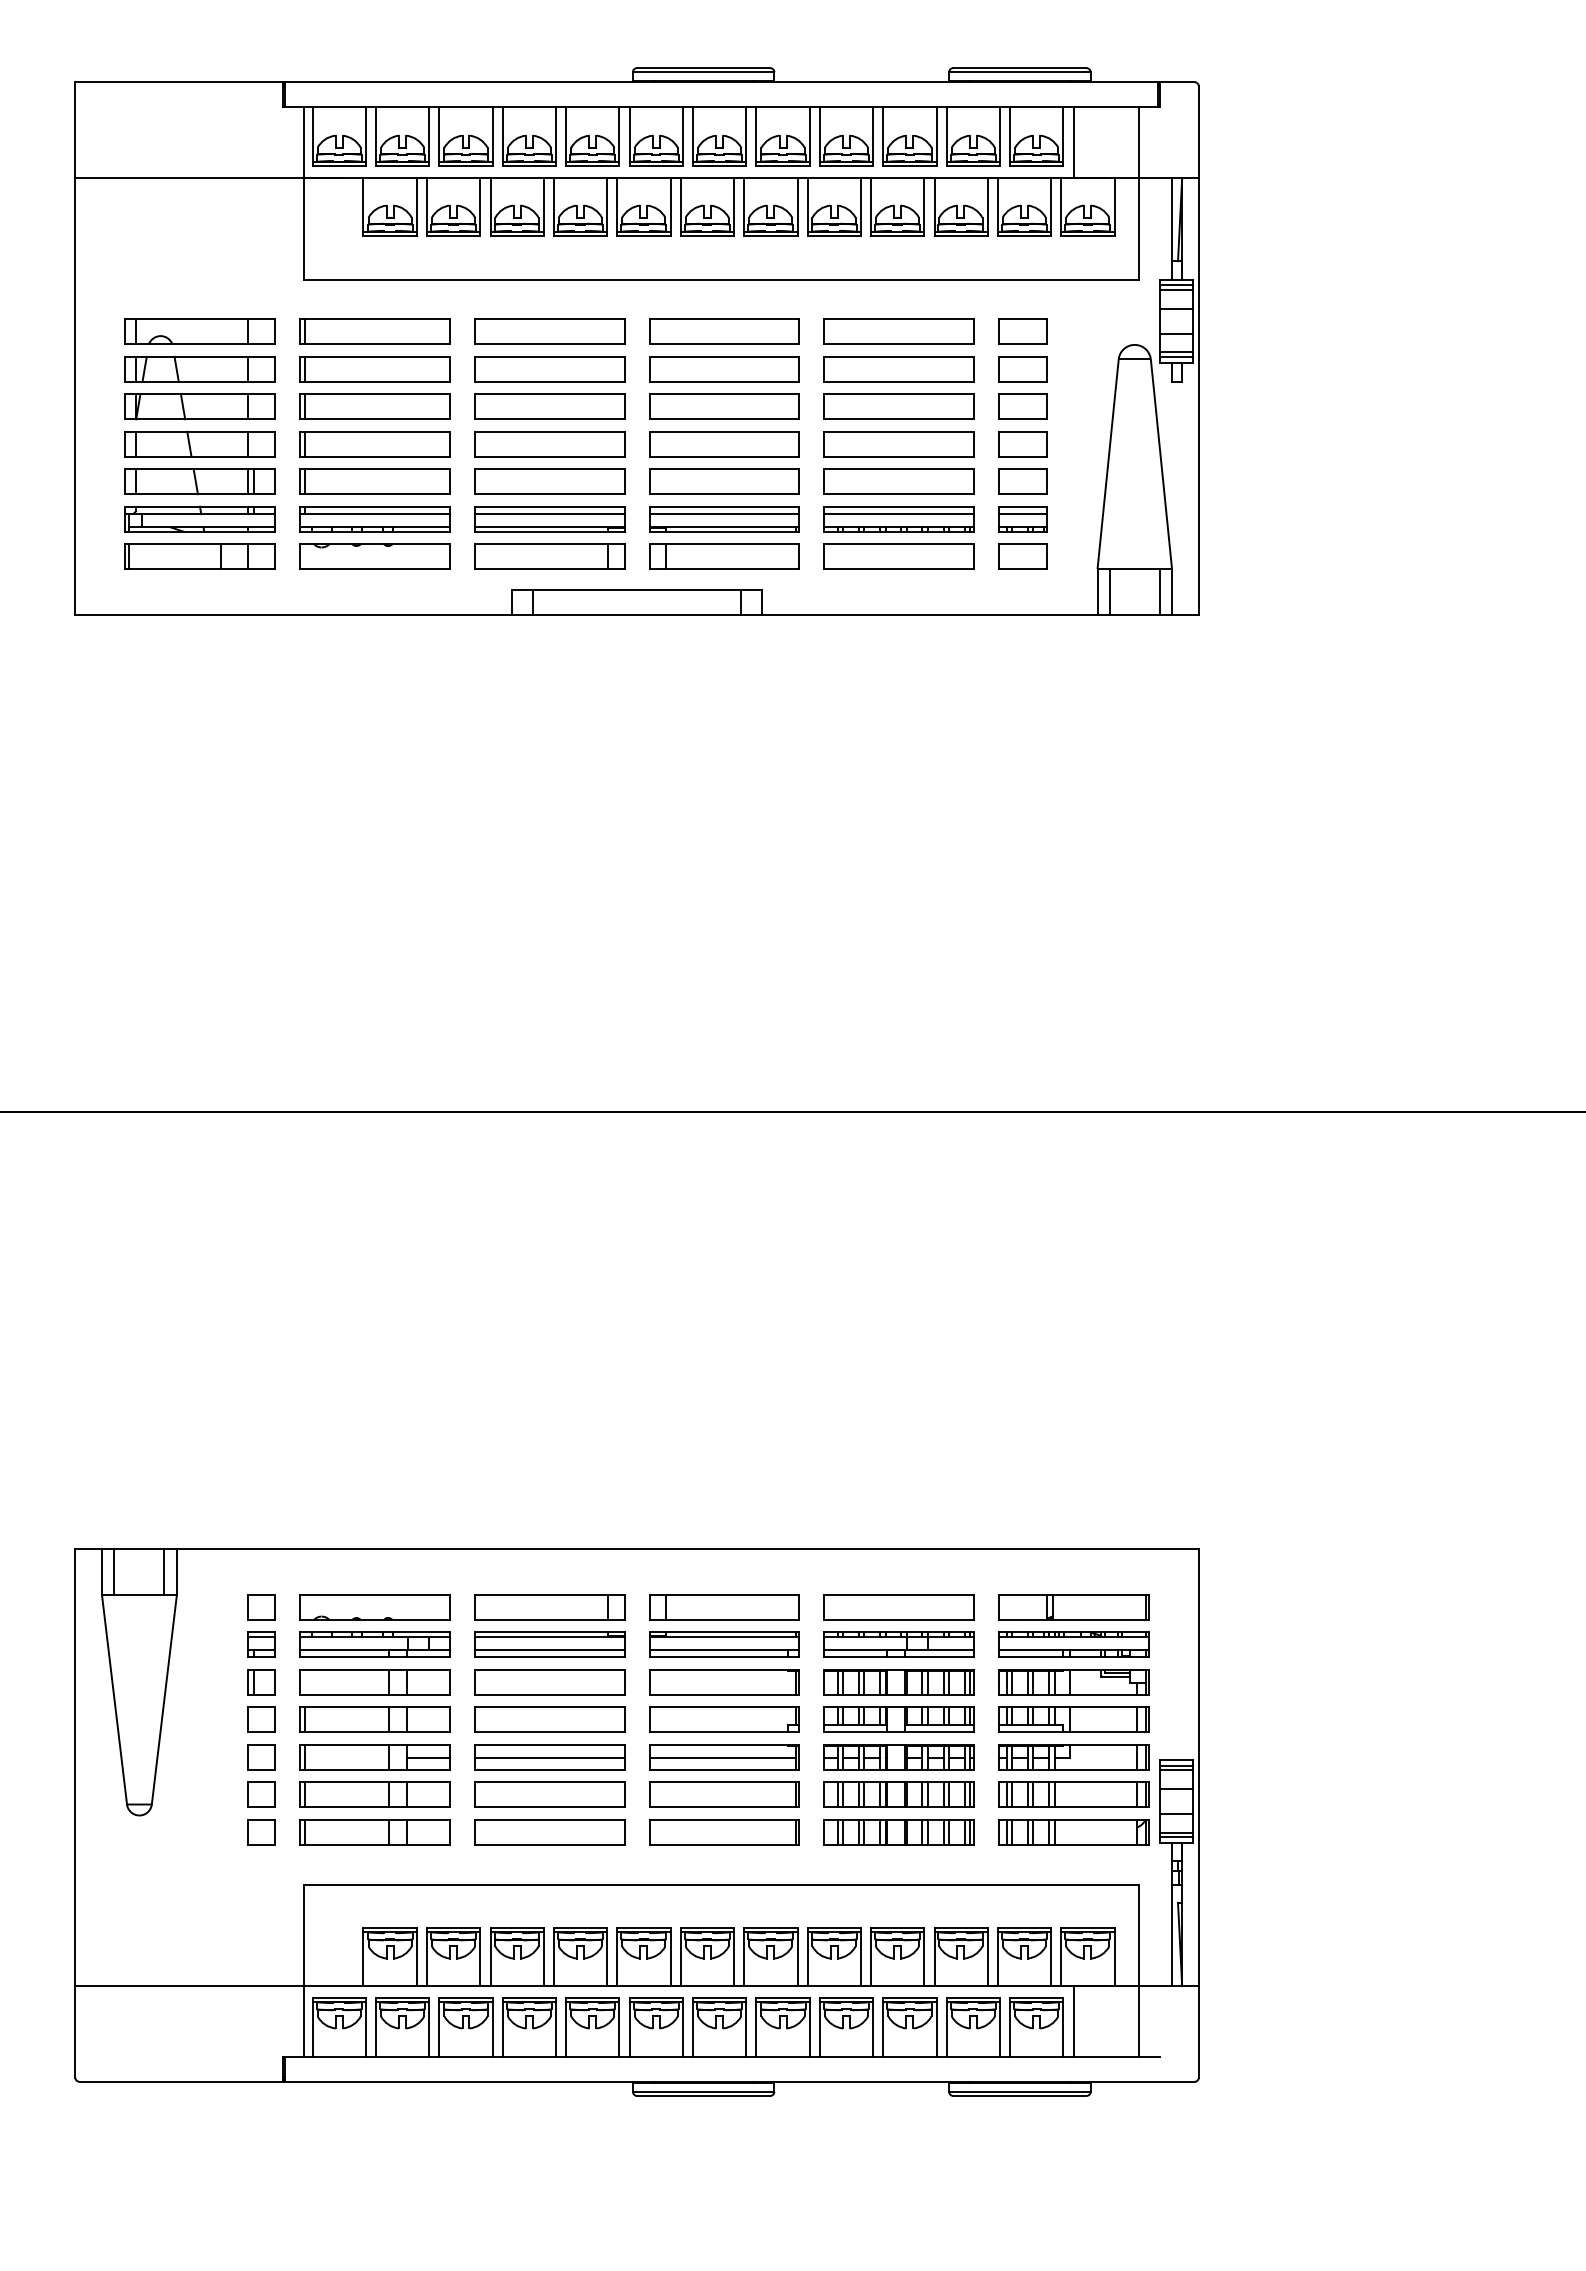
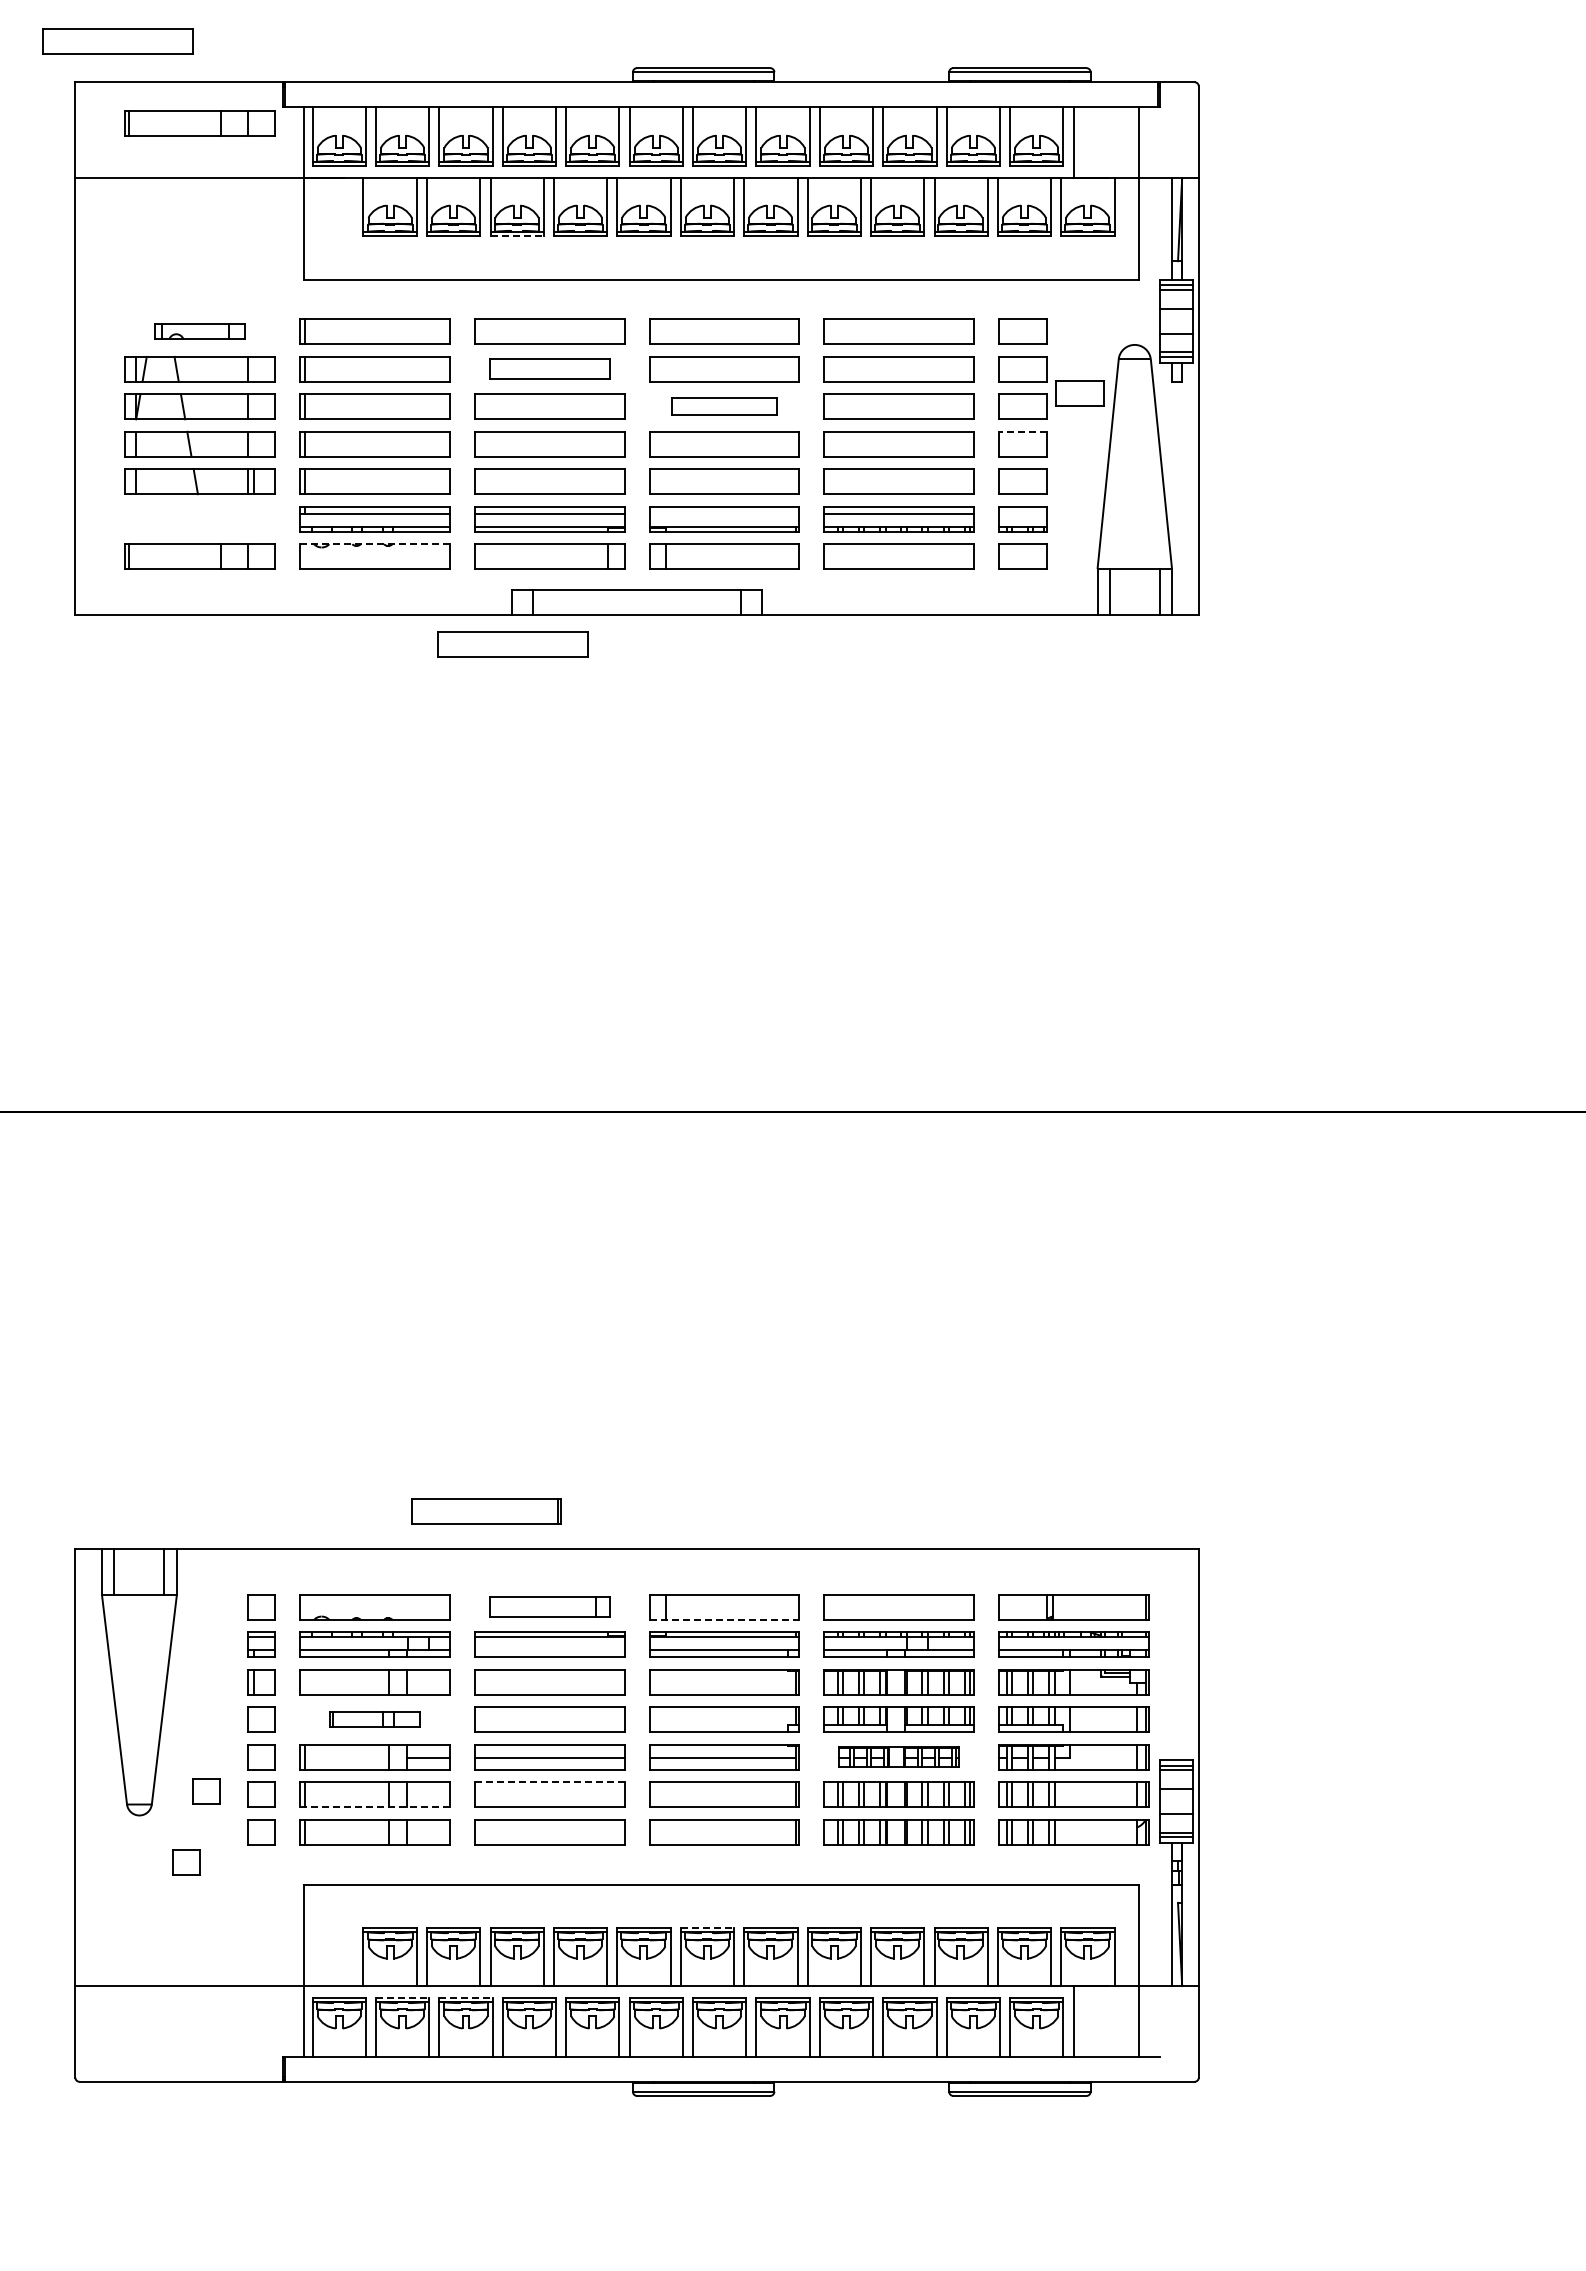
part: none -> present (117, 41)
part: none -> present (199, 123)
line: solid -> dashed (517, 236)
part size: 152x27 px -> 92x17 px (199, 331)
part size: 152x27 px -> 122x22 px (549, 368)
part: none -> present (1079, 393)
part size: 151x27 px -> 107x19 px (724, 406)
line: solid -> dashed (1023, 431)
line: present -> none (724, 514)
line: present -> none (1022, 514)
part: present -> none (199, 518)
line: solid -> dashed (374, 544)
part: none -> present (512, 644)
part: none -> present (486, 1511)
part size: 152x27 px -> 122x22 px (549, 1606)
line: solid -> dashed (724, 1619)
line: present -> none (549, 1649)
part size: 152x27 px -> 92x17 px (374, 1719)
part size: 152x27 px -> 122x22 px (898, 1756)
line: solid -> dashed (549, 1782)
part: none -> present (206, 1791)
line: solid -> dashed (374, 1807)
part: none -> present (186, 1862)
line: solid -> dashed (707, 1927)
line: solid -> dashed (402, 1997)
line: solid -> dashed (466, 1997)
